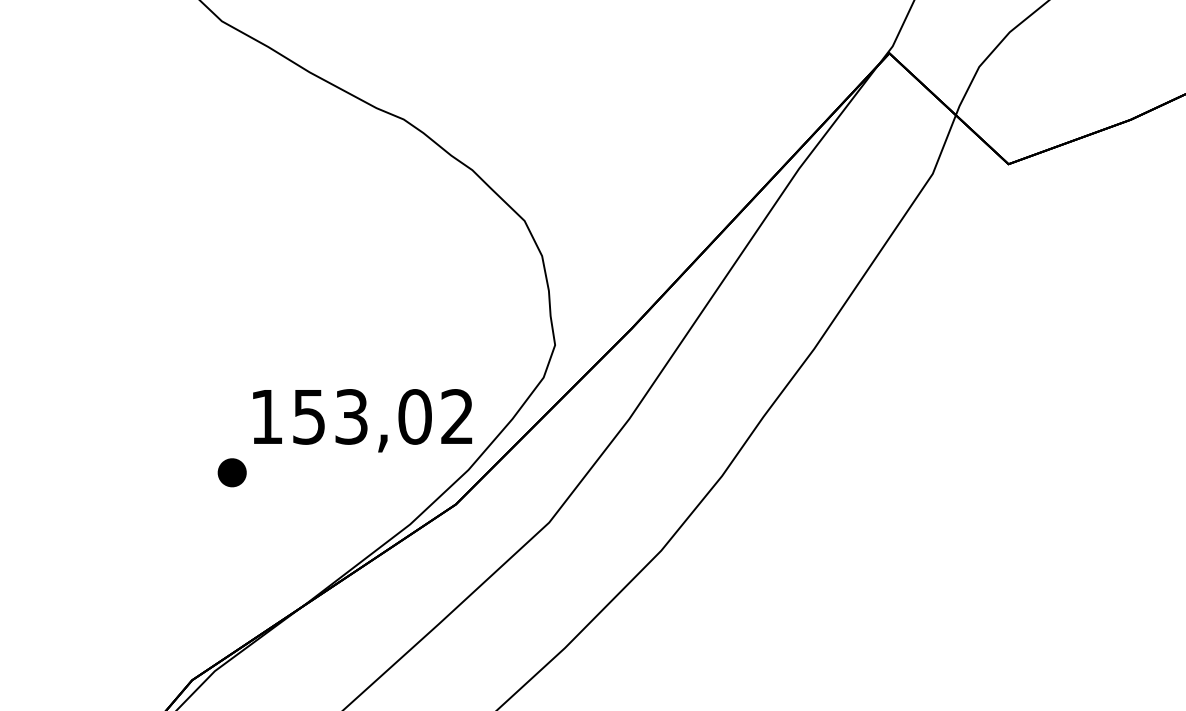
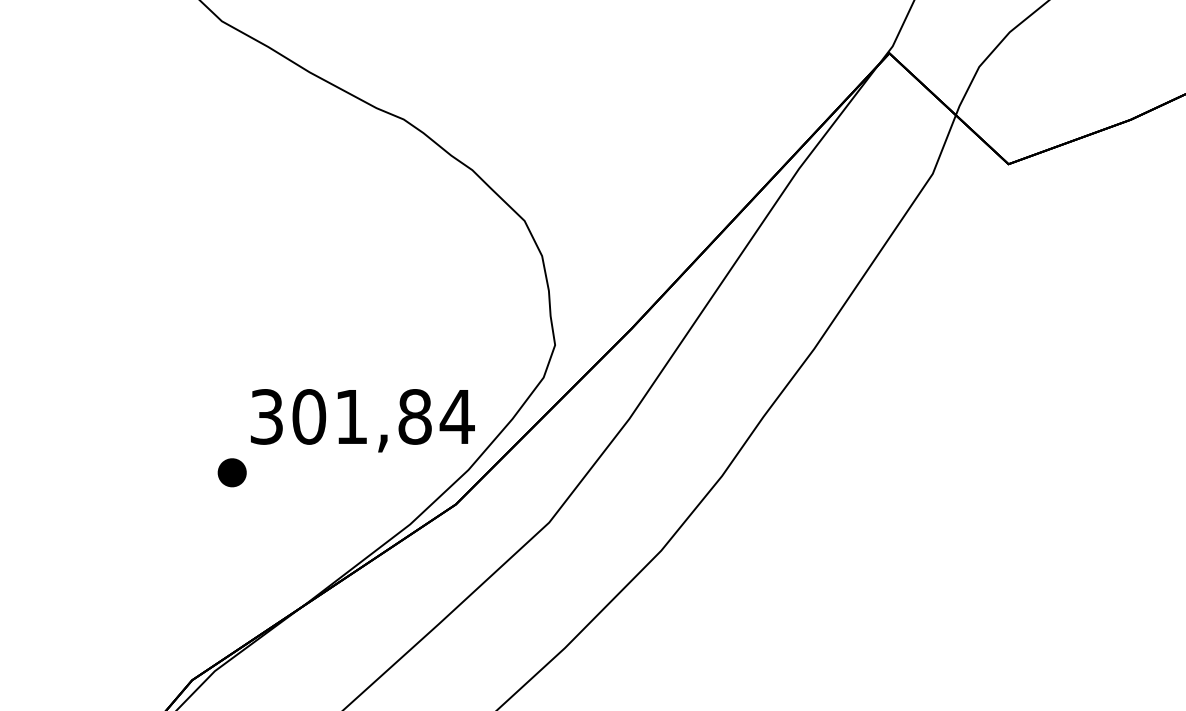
text: 153,02 -> 301,84 (362, 416)
